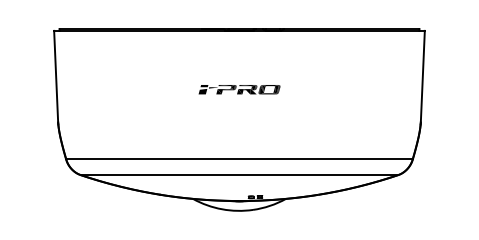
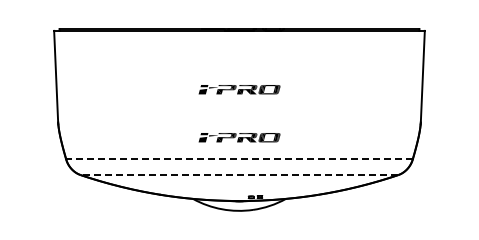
part: none -> present (239, 137)
line: solid -> dashed (239, 158)
line: solid -> dashed (239, 175)
